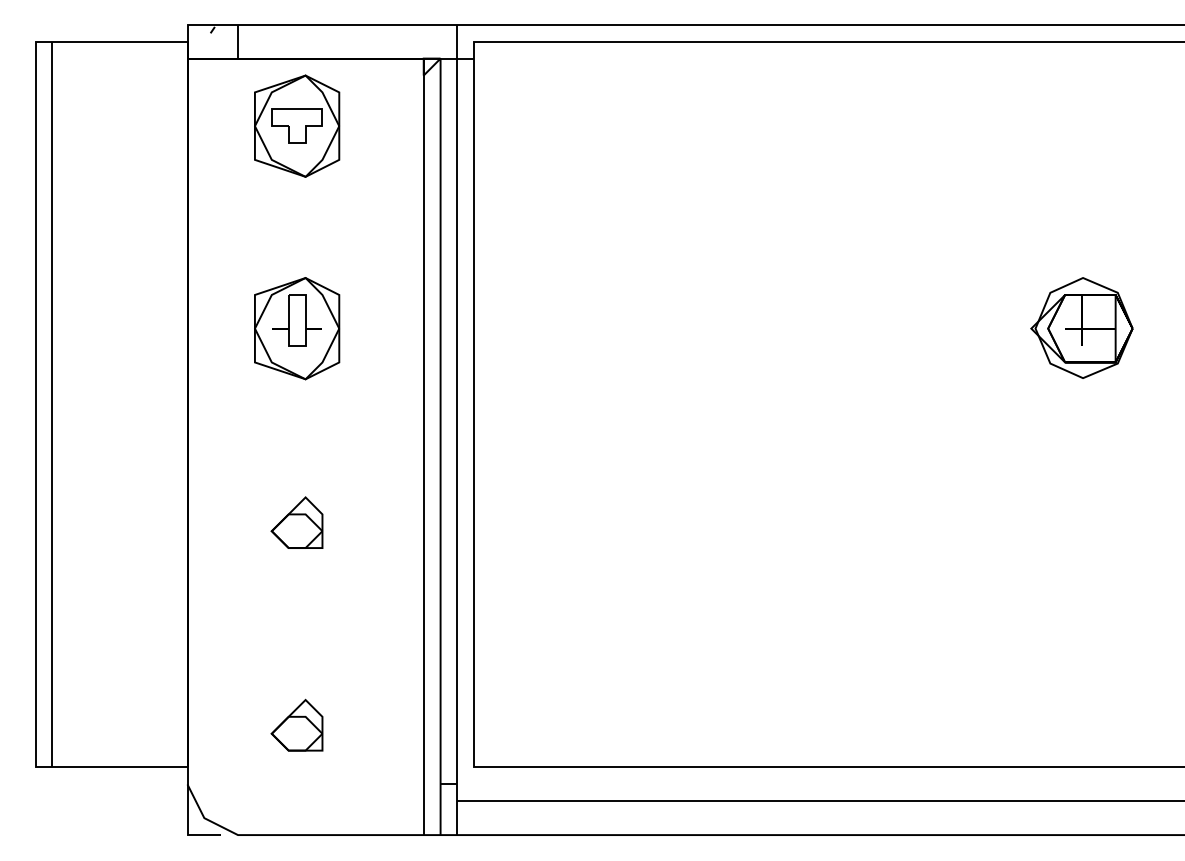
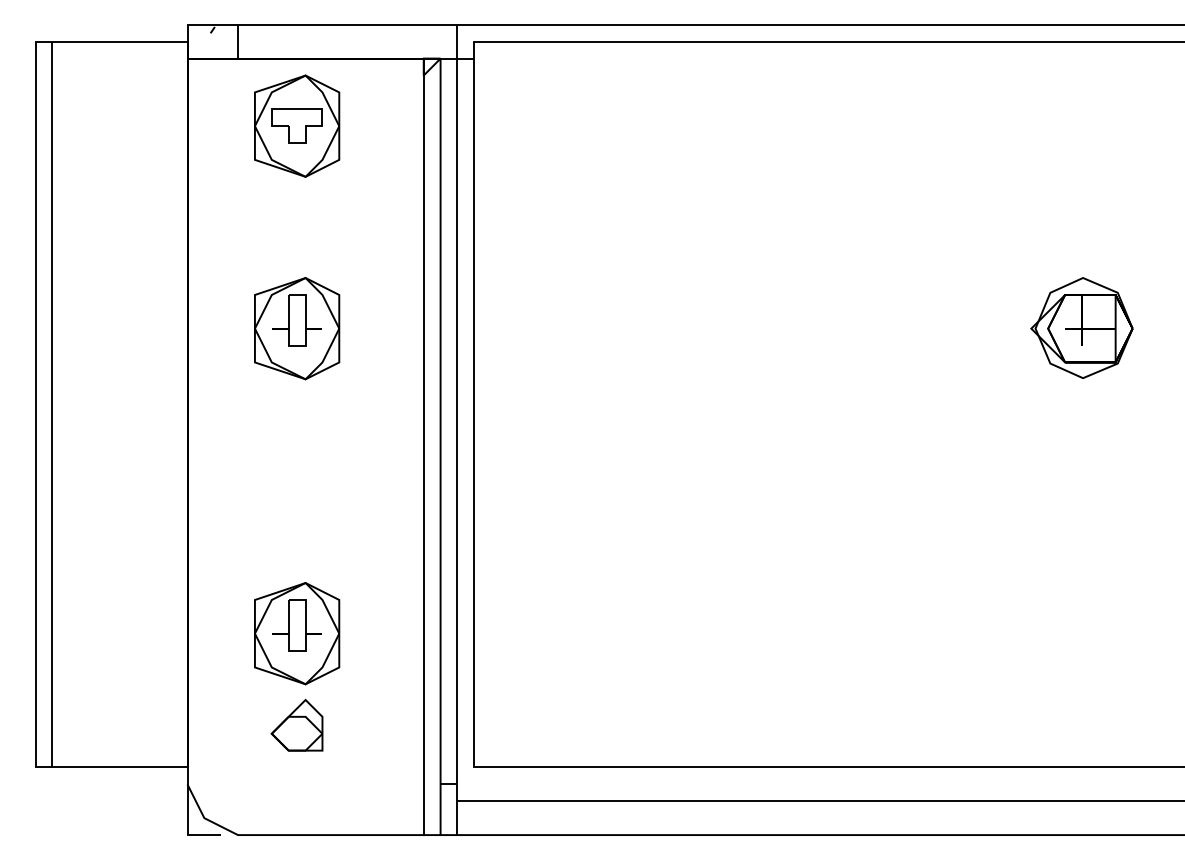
part: present -> none (296, 522)
part: none -> present (297, 633)
